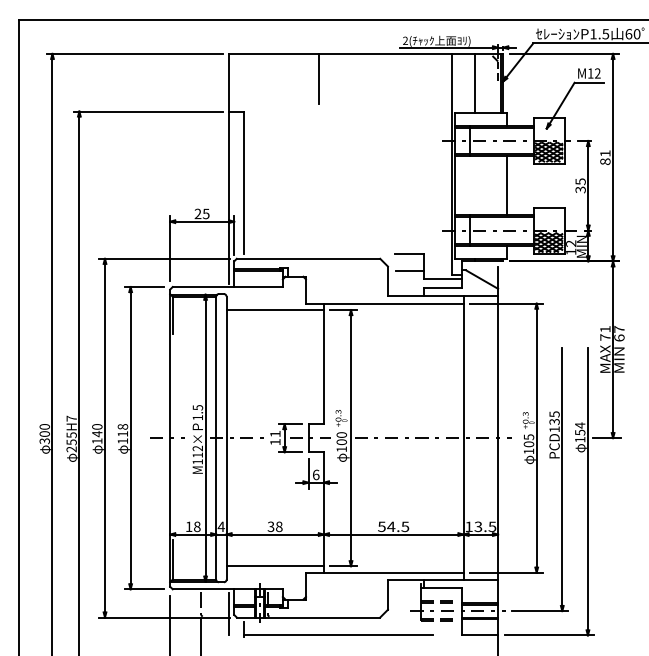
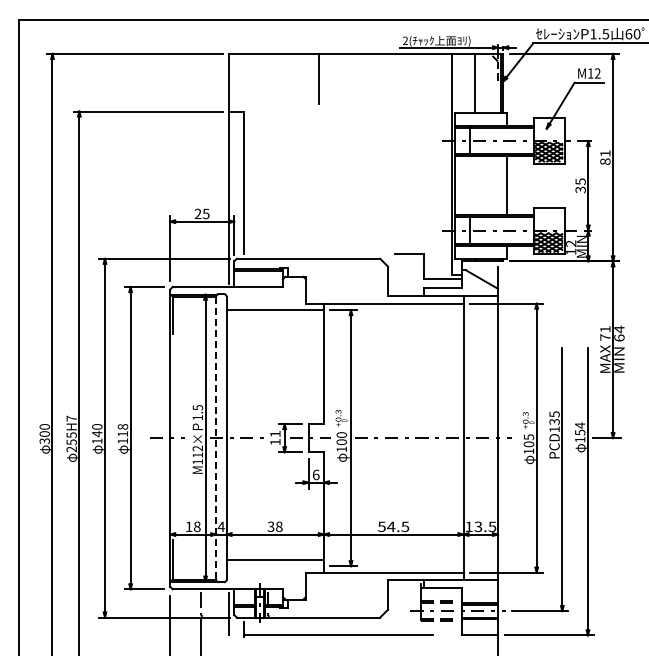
line: present -> none (409, 270)
text: 67 -> 64 (619, 329)
line: solid -> dashed (216, 438)
line position: (274, 566) -> (274, 560) (274, 560)
